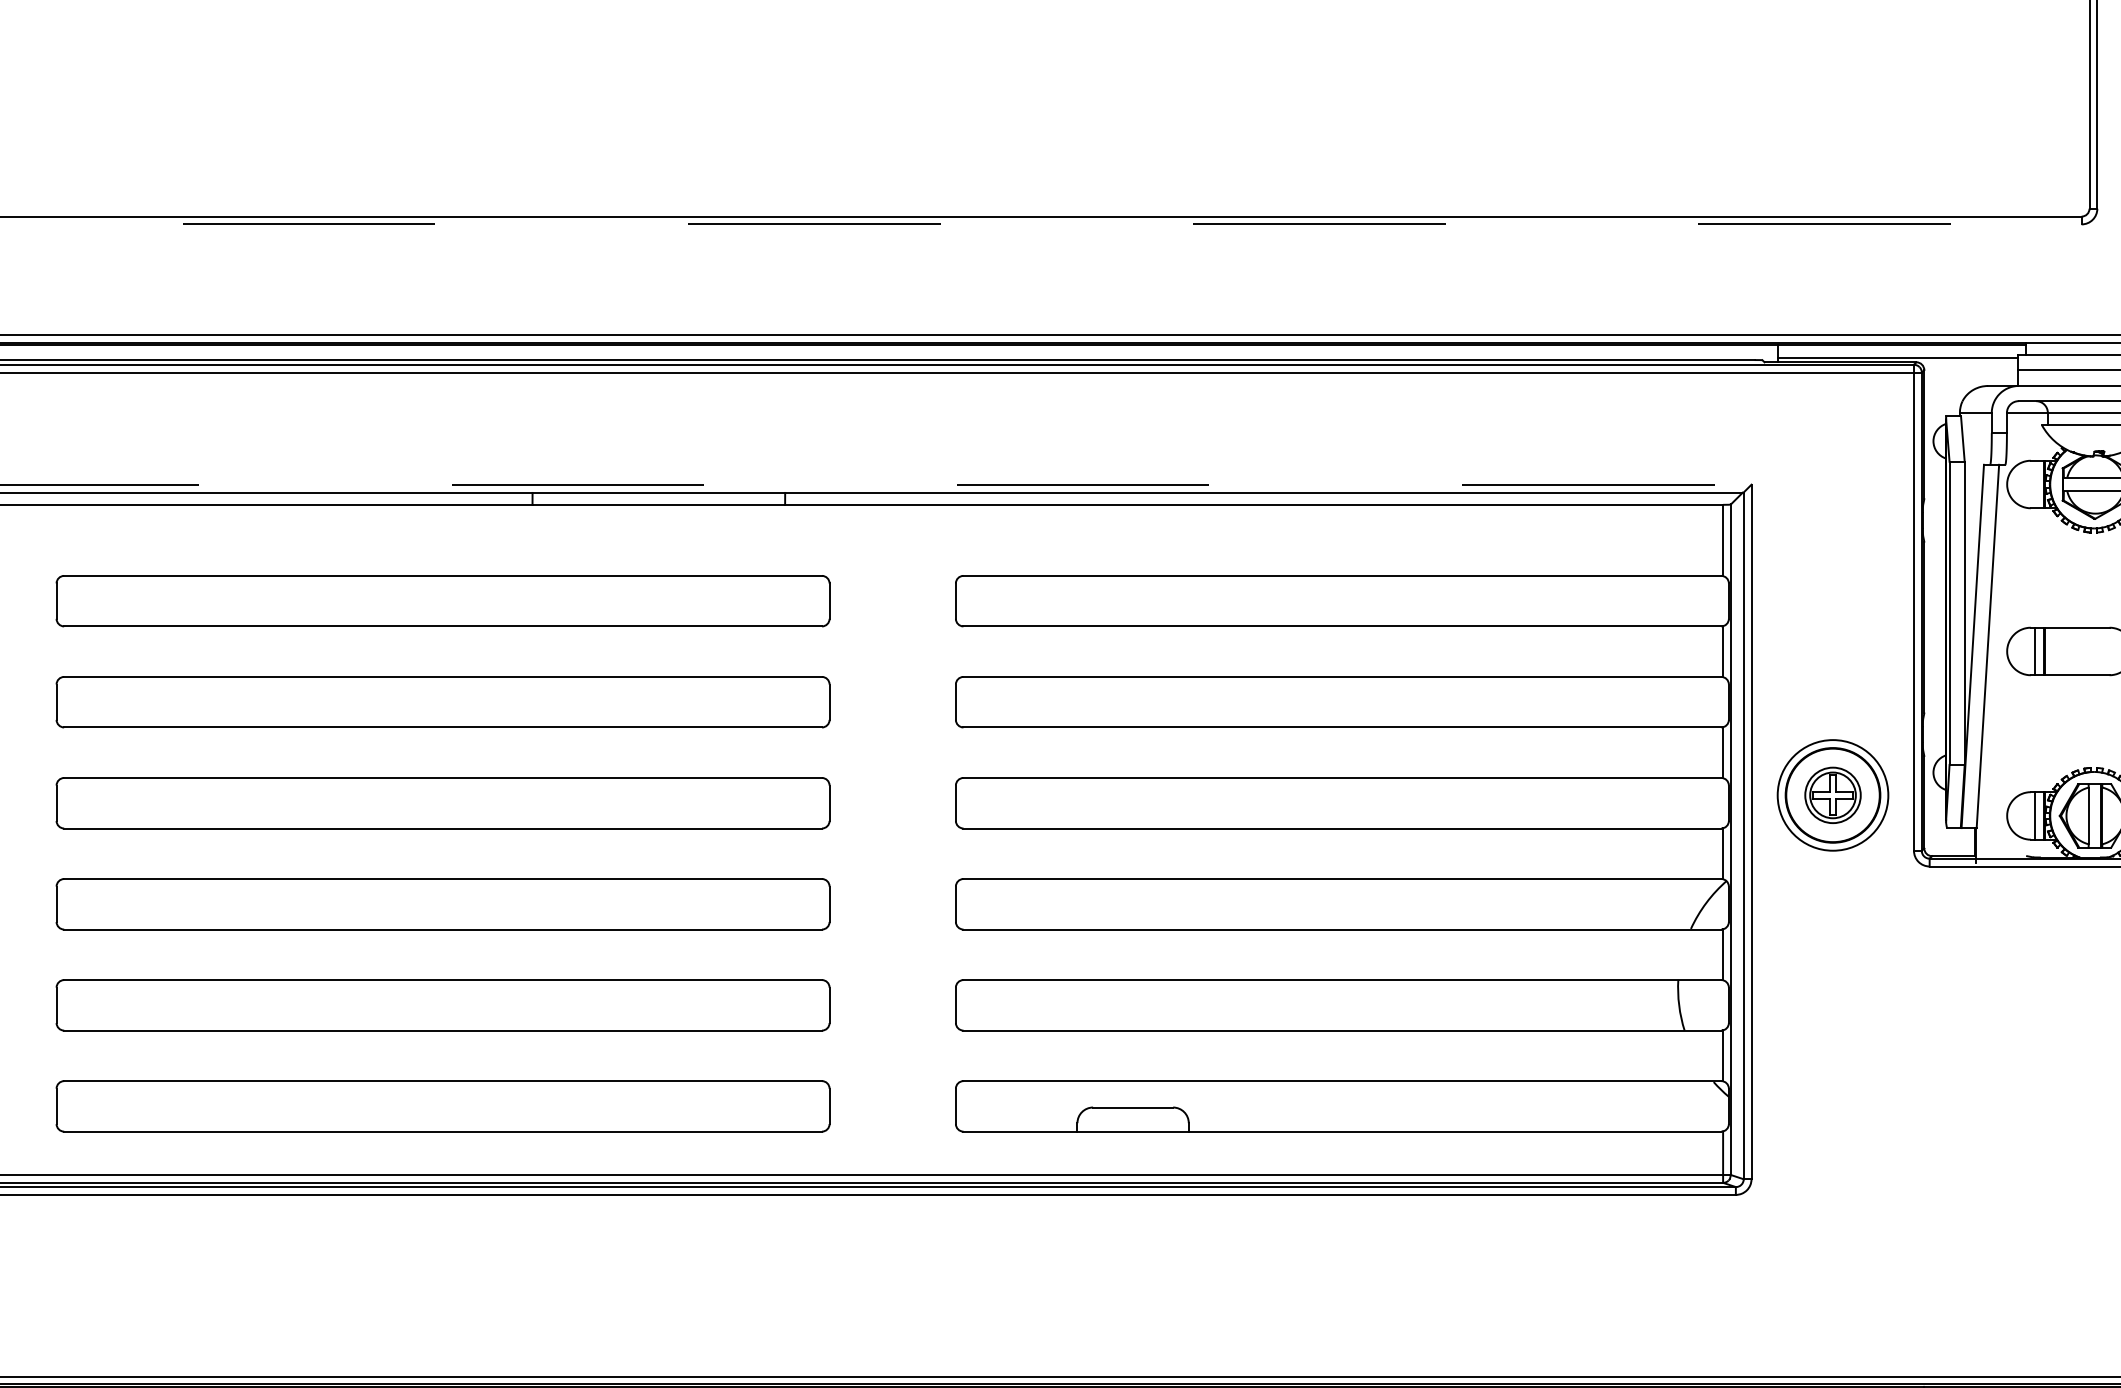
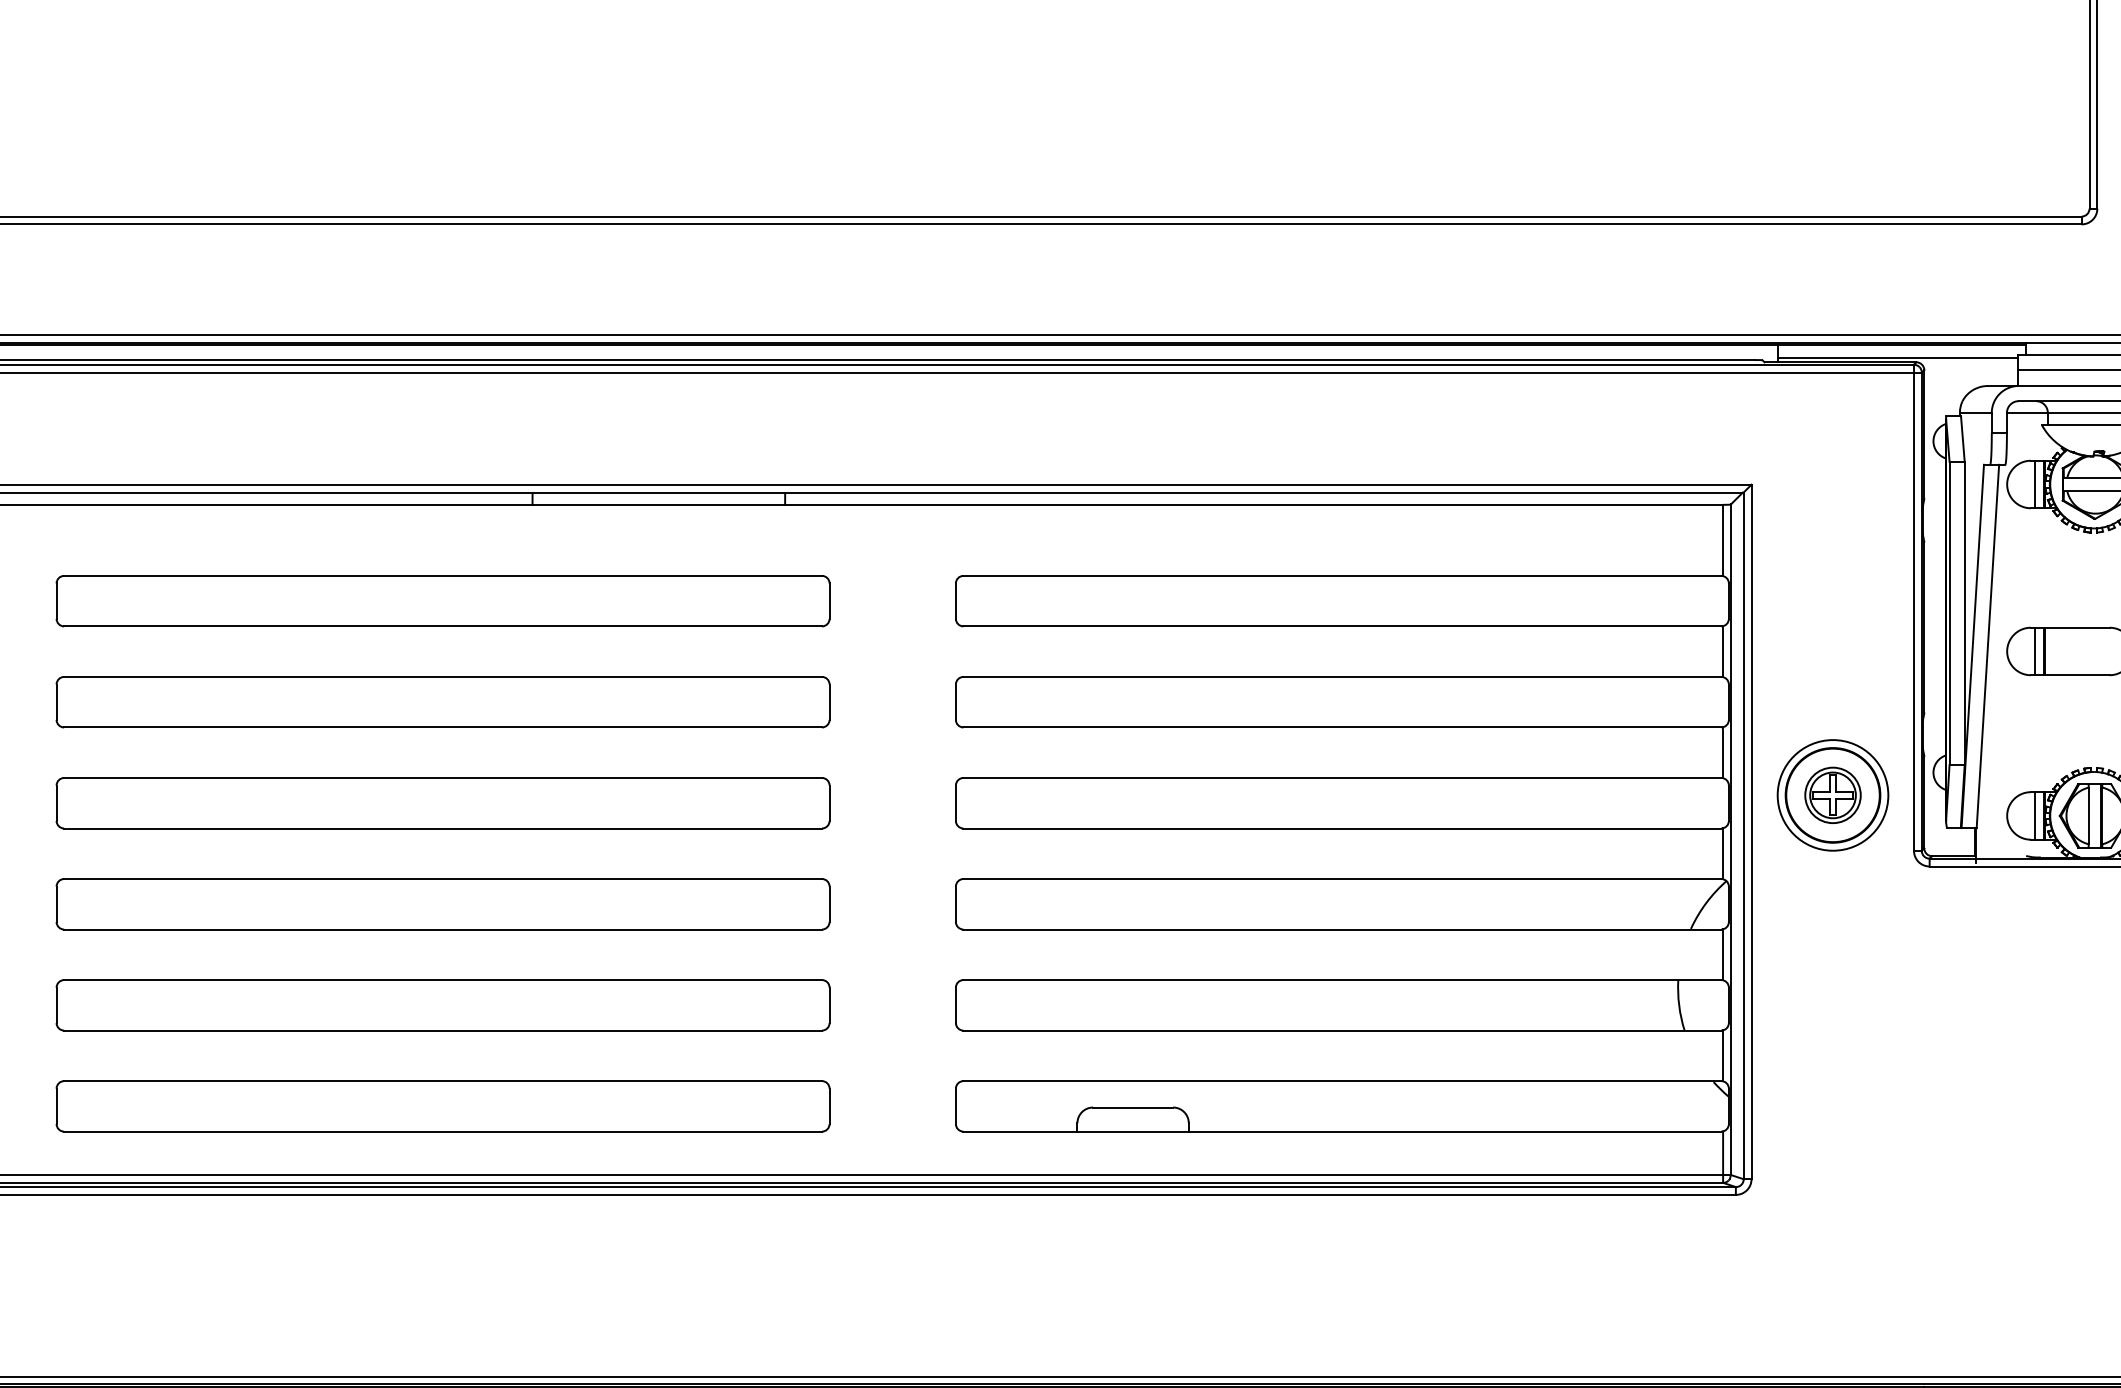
line: dashed -> solid (1040, 224)
line: dashed -> solid (876, 484)
line: none -> present (2035, 484)
